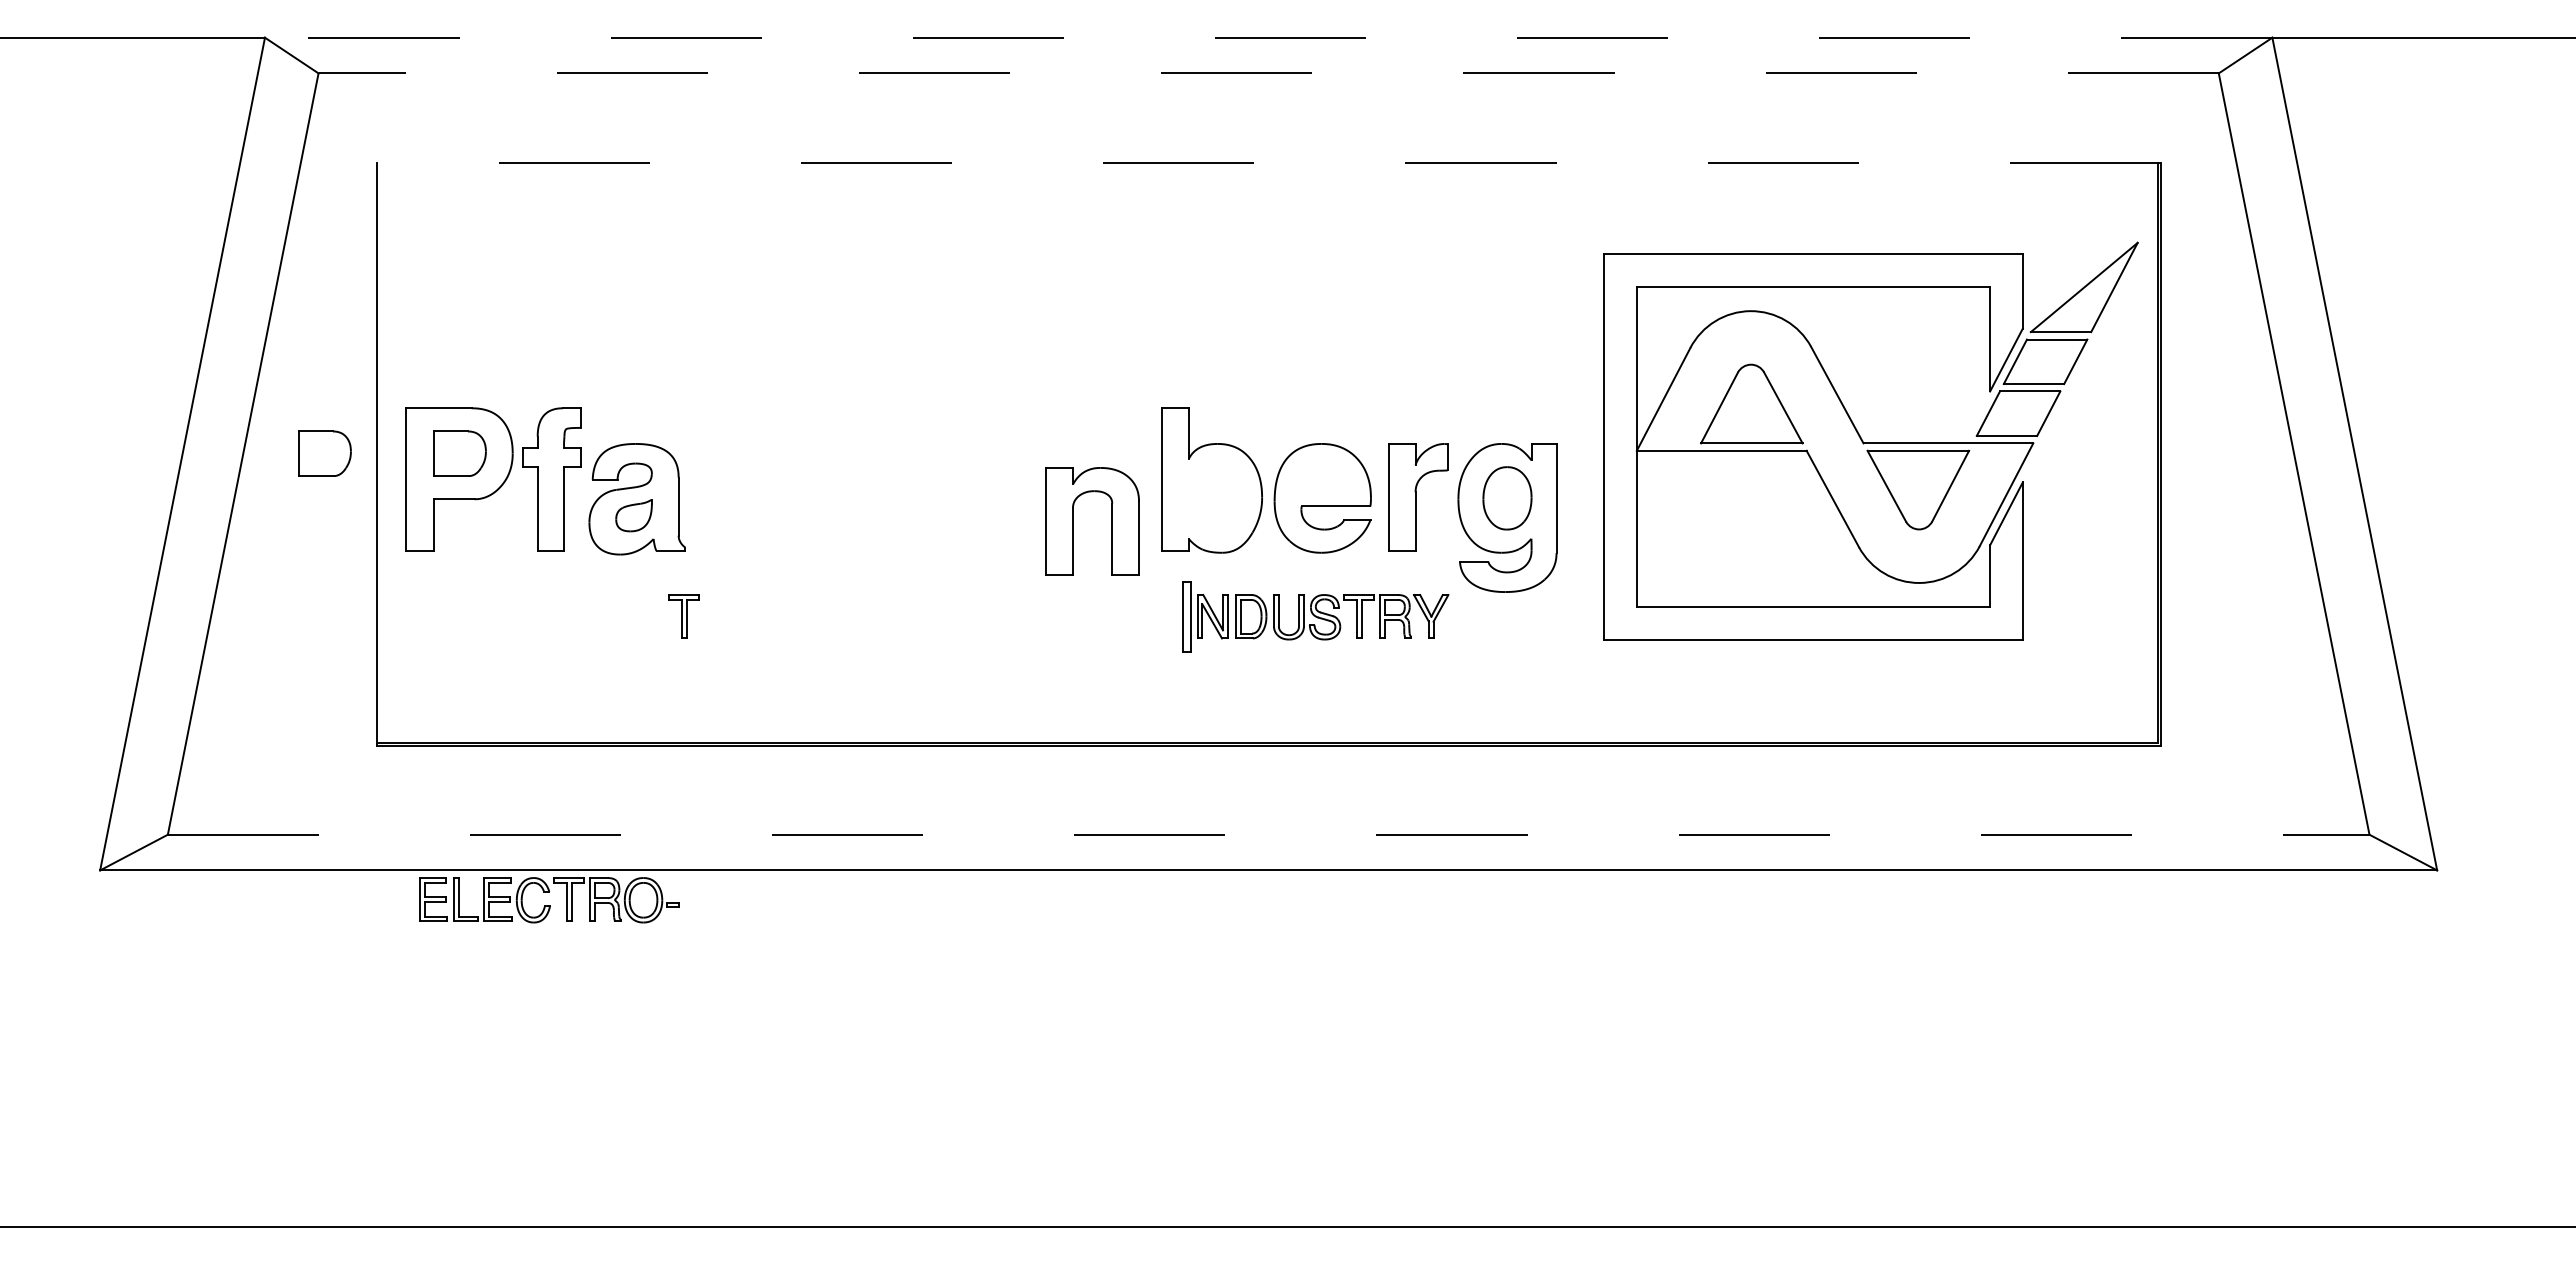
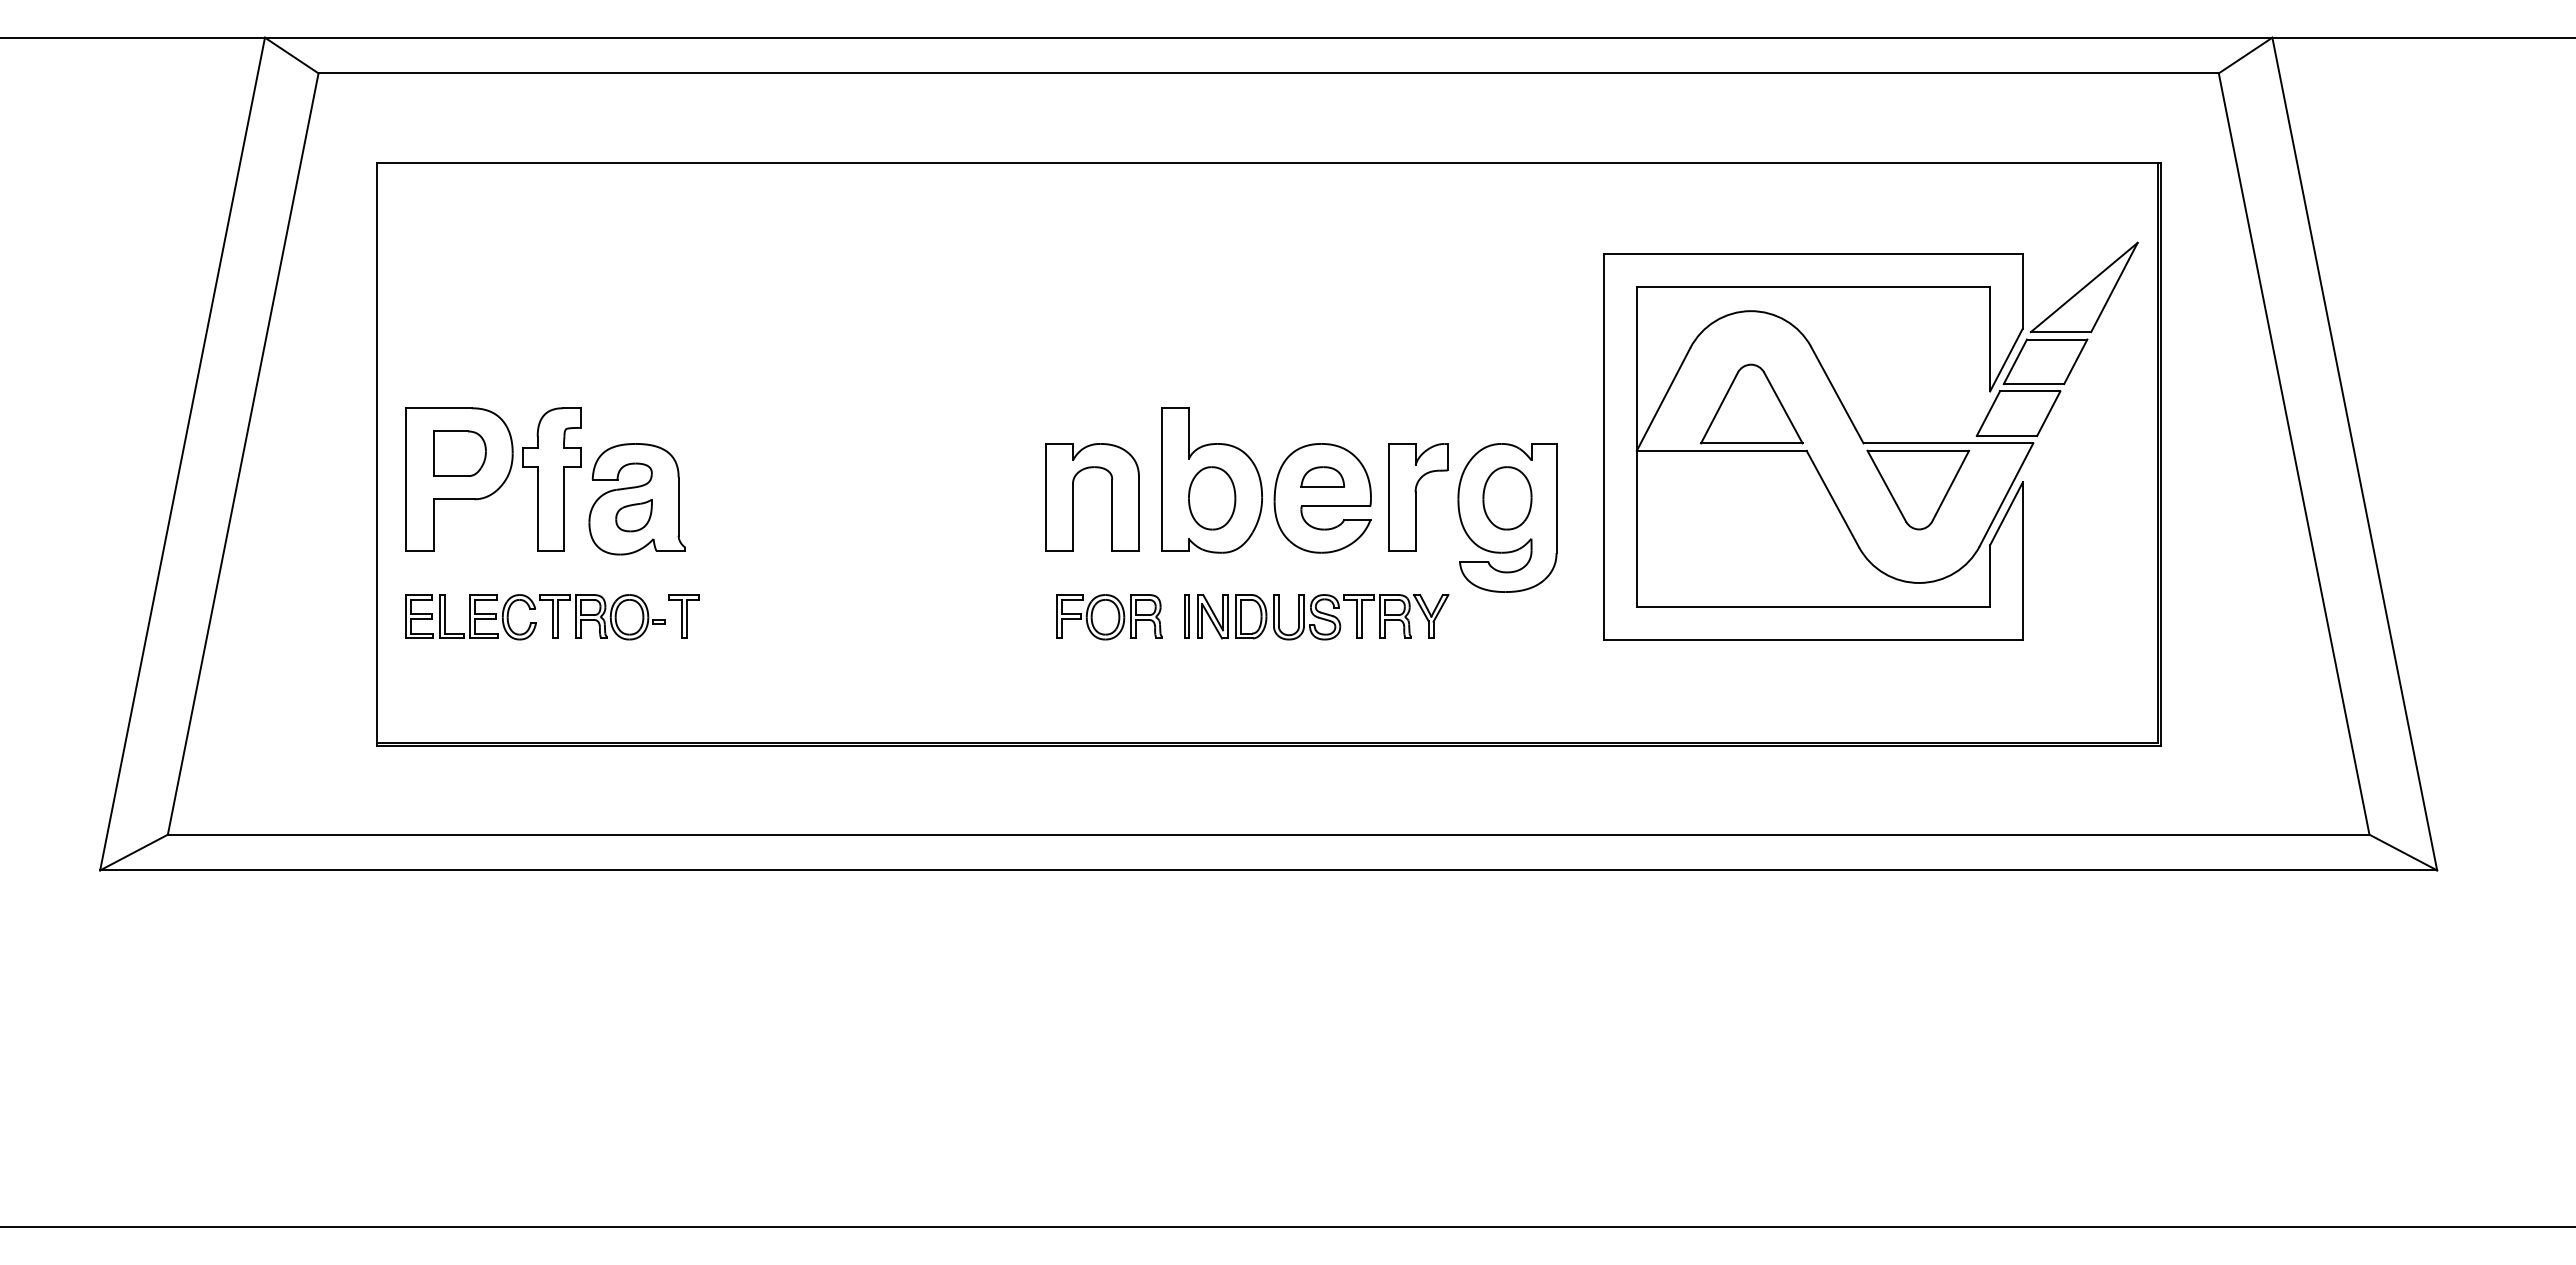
line: dashed -> solid (1268, 37)
line: dashed -> solid (1268, 73)
line: dashed -> solid (1268, 162)
part: present -> none (324, 453)
part: none -> present (1322, 476)
part: none -> present (1212, 498)
part position: (1073, 521) -> (1073, 497) (1073, 497)
part size: 10x72 px -> 6x45 px (1186, 616)
part: none -> present (1109, 617)
line: dashed -> solid (1268, 834)
part position: (549, 900) -> (535, 617) (535, 617)
